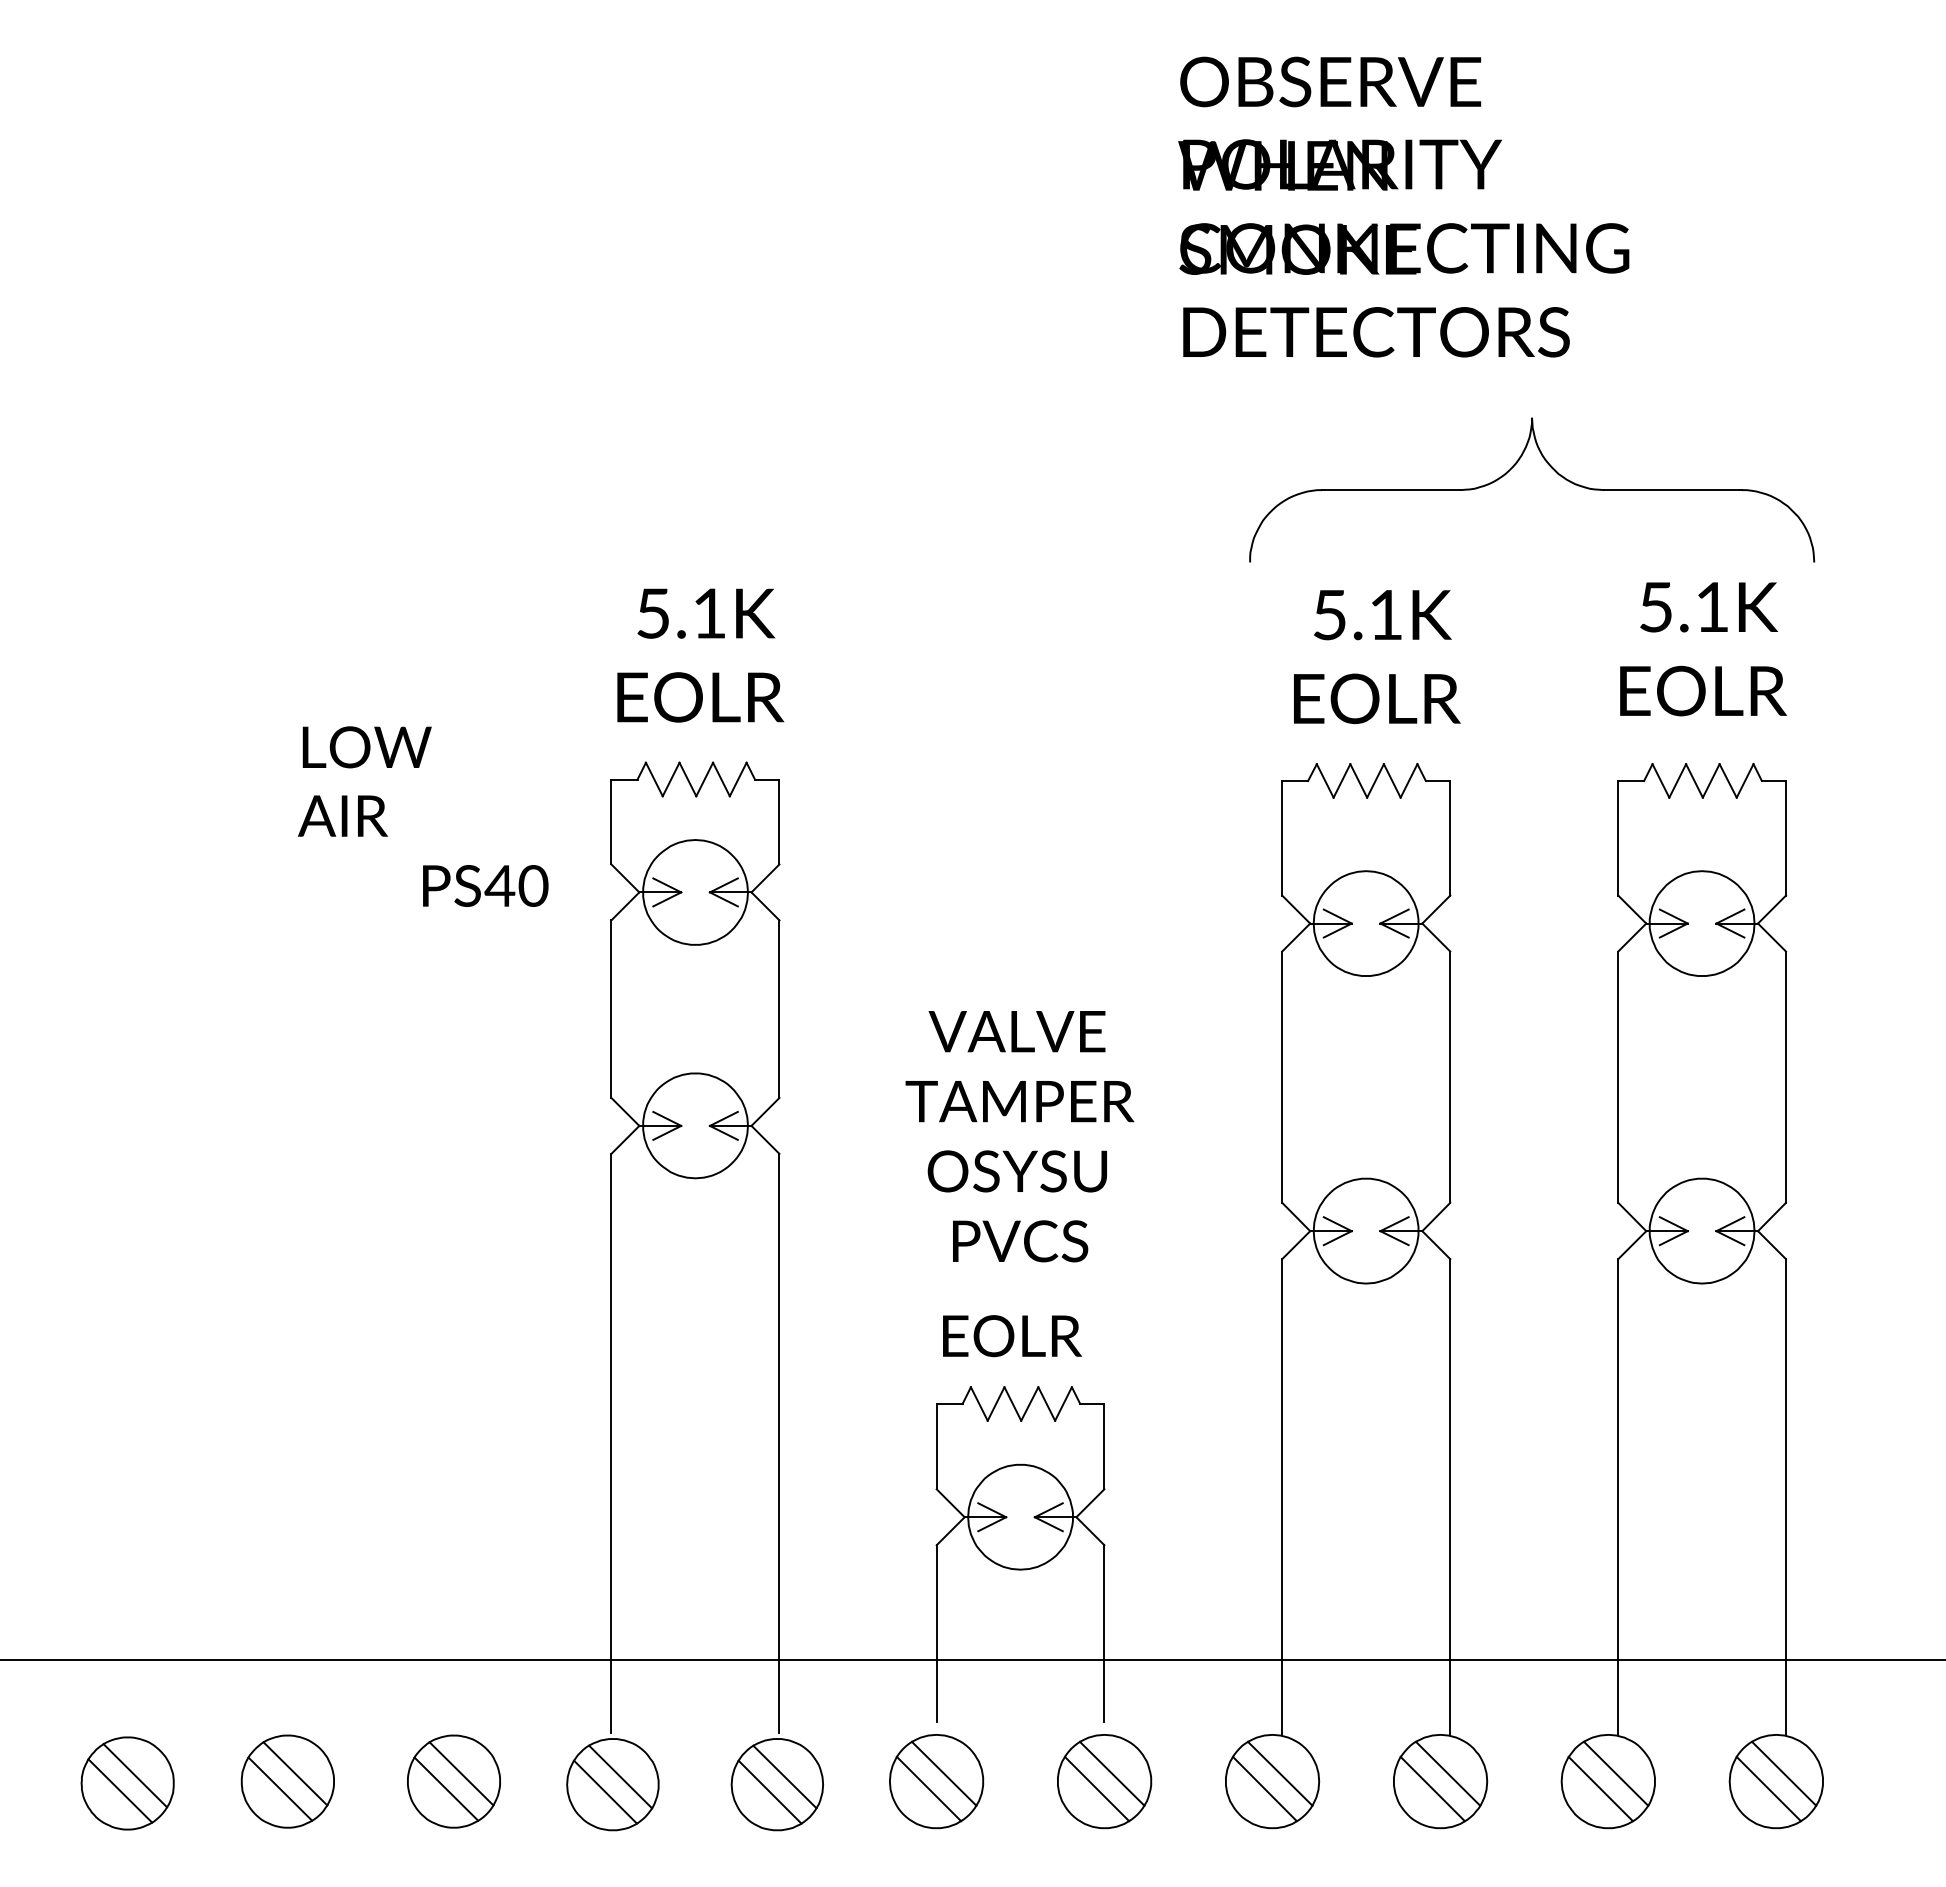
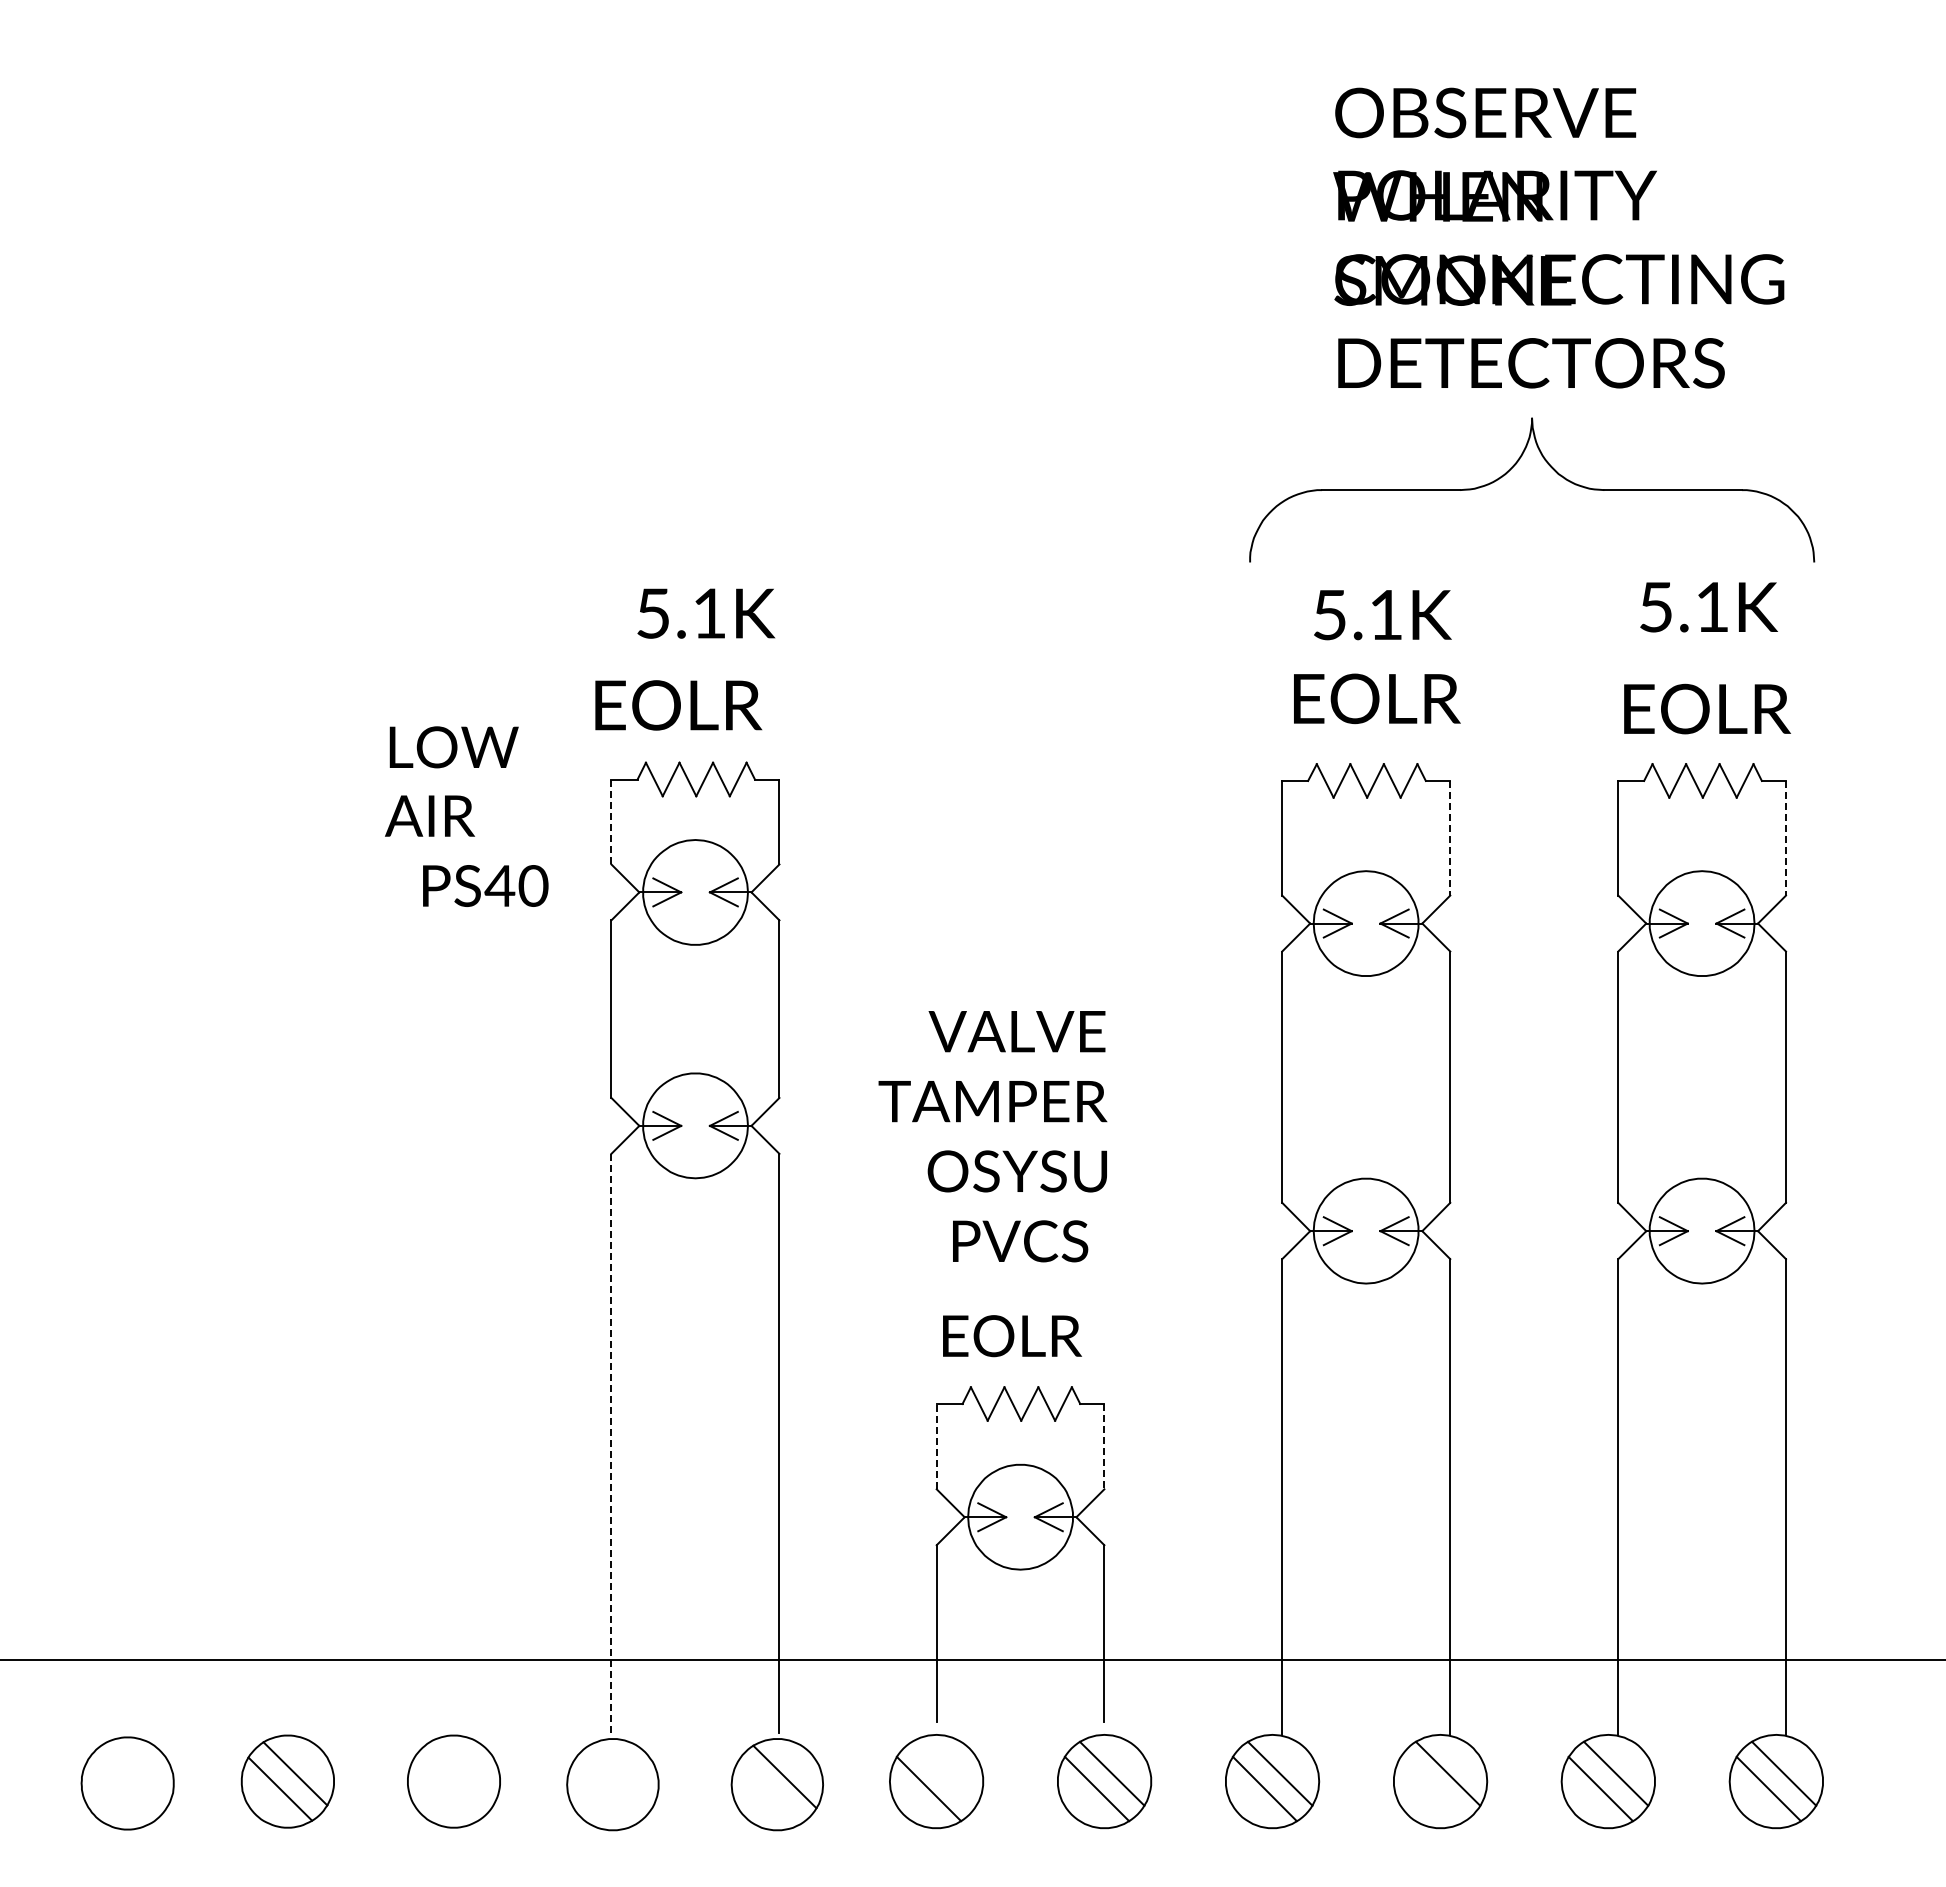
text position: (1403, 206) -> (1558, 237) (1558, 237)
text position: (1703, 690) -> (1707, 708) (1707, 708)
text position: (700, 697) -> (678, 705) (678, 705)
text position: (364, 781) -> (451, 781) (451, 781)
line: solid -> dashed (611, 821)
line: solid -> dashed (1450, 838)
line: solid -> dashed (1785, 838)
text position: (1019, 1101) -> (992, 1101) (992, 1101)
line: solid -> dashed (611, 1443)
line: solid -> dashed (936, 1446)
line: solid -> dashed (1104, 1446)
line: present -> none (461, 1773)
line: present -> none (943, 1773)
line: present -> none (135, 1775)
line: present -> none (620, 1776)
line: present -> none (446, 1788)
line: present -> none (1432, 1788)
line: present -> none (120, 1790)
line: present -> none (605, 1791)
line: present -> none (769, 1791)
